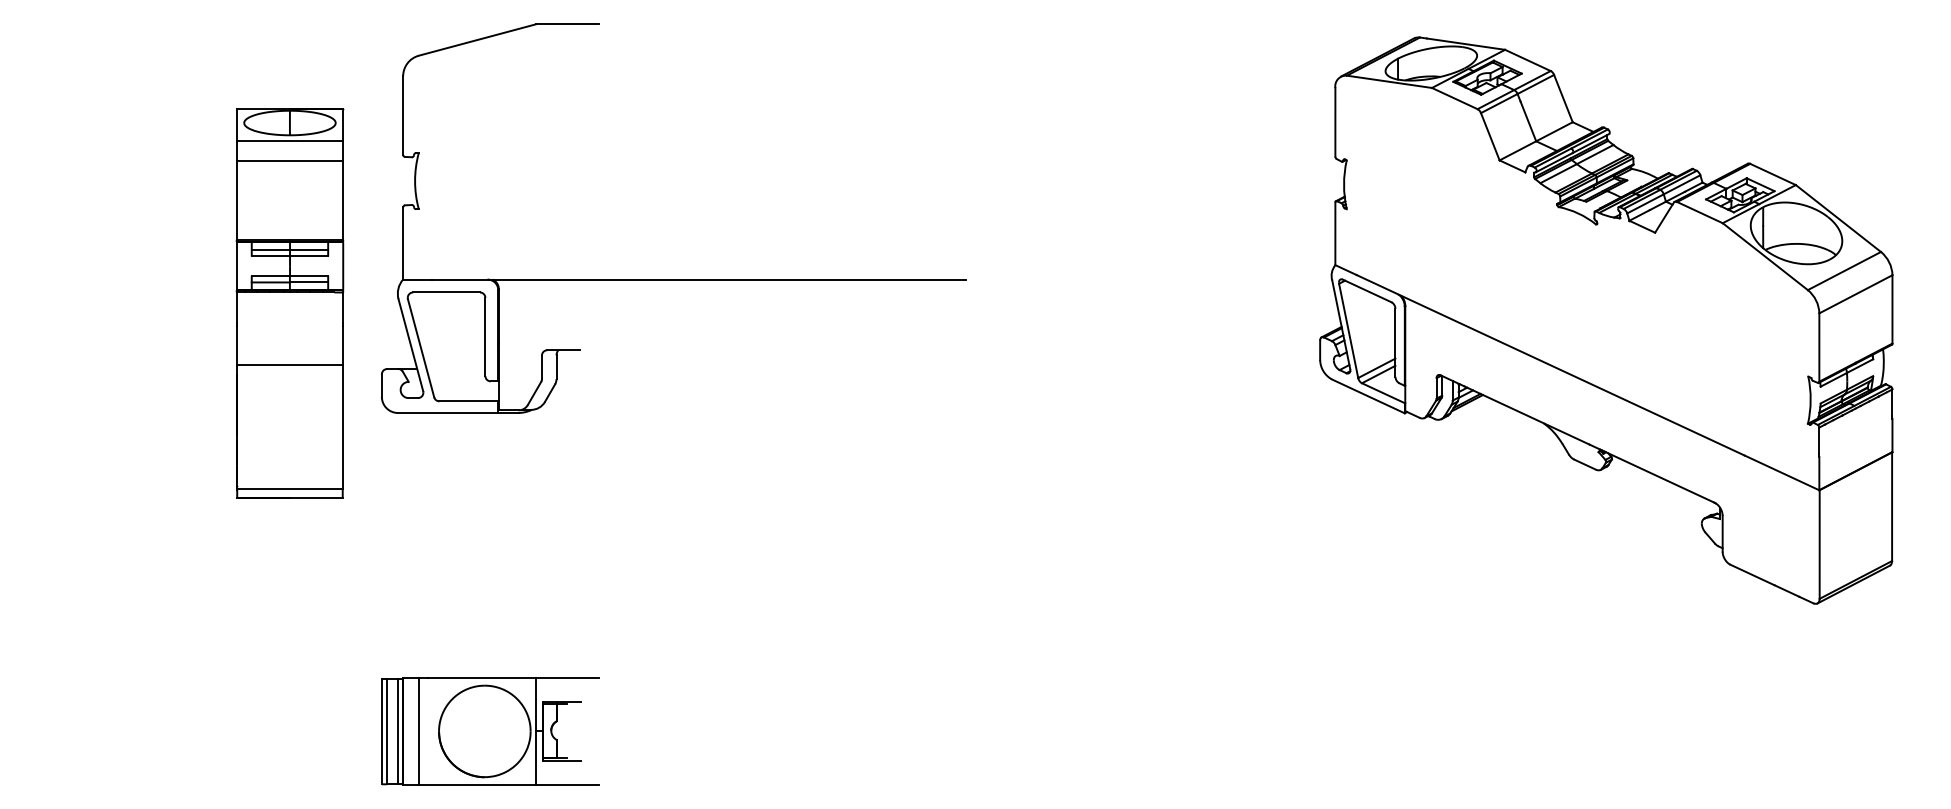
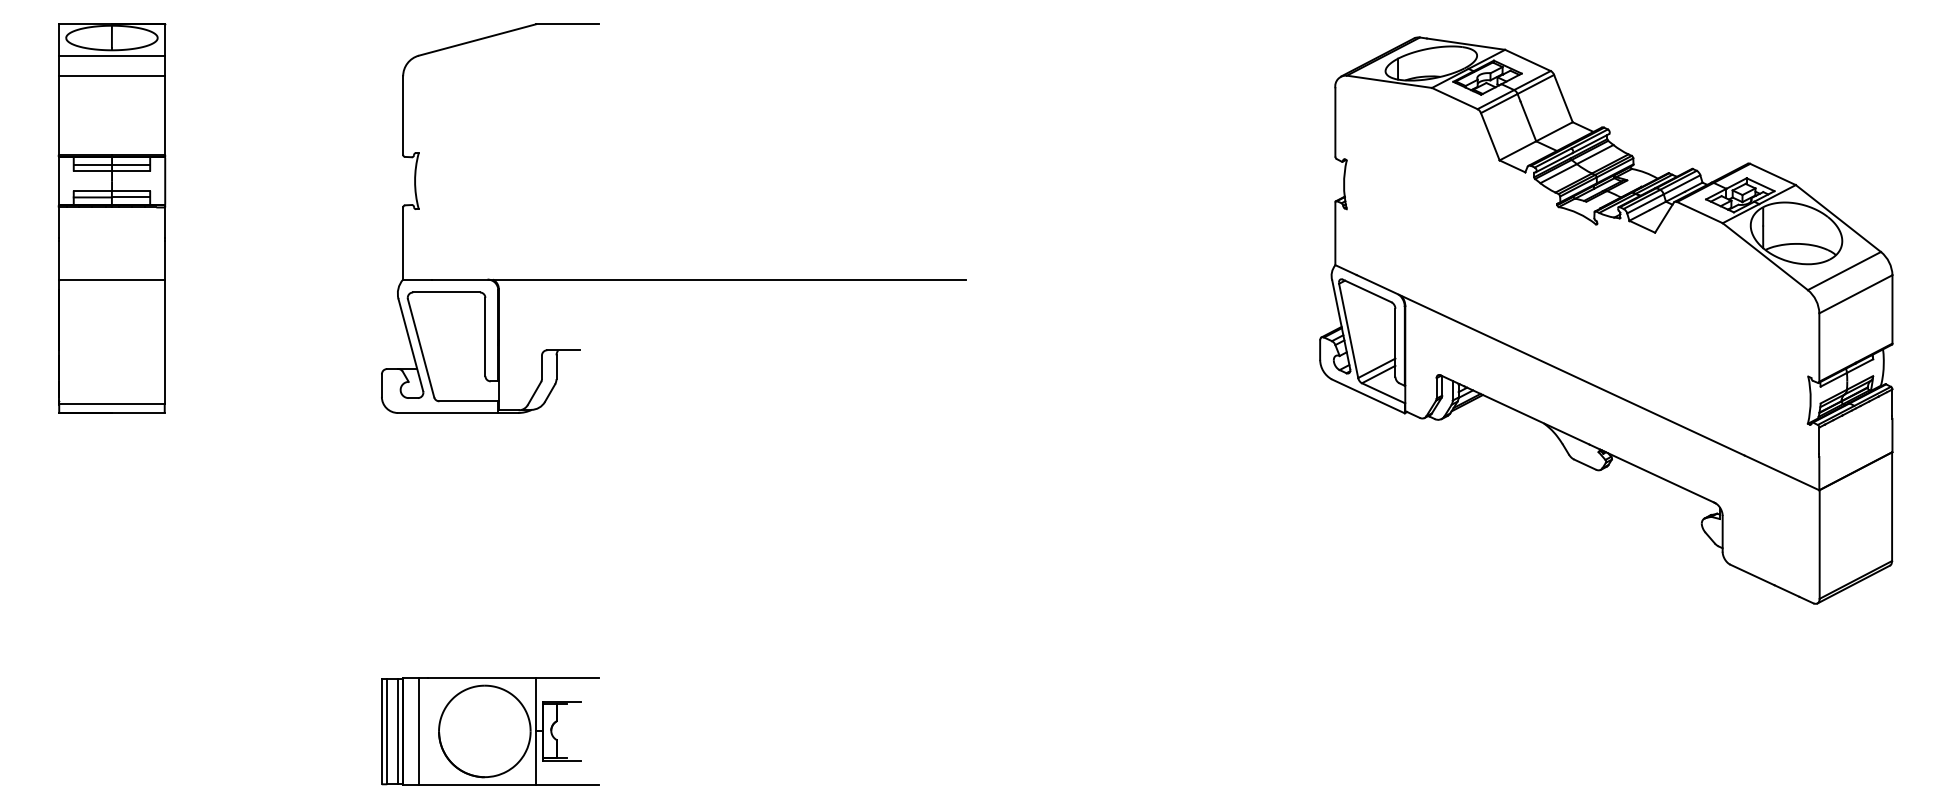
part position: (289, 303) -> (111, 218) (111, 218)
